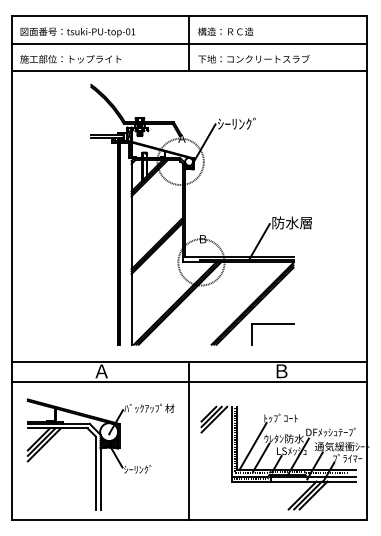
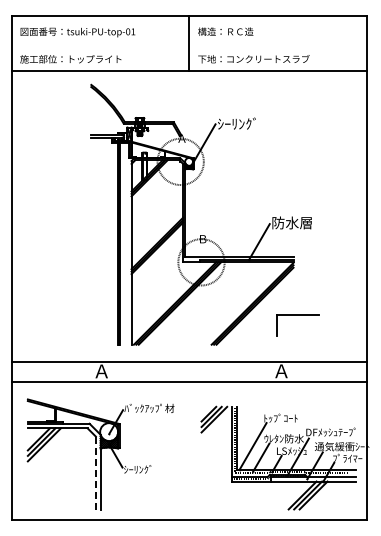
line: present -> none (189, 43)
part position: (272, 324) -> (297, 315) (297, 315)
text: Ｂ -> Ａ (281, 371)
line: present -> none (189, 440)
line: solid -> dashed (95, 473)
